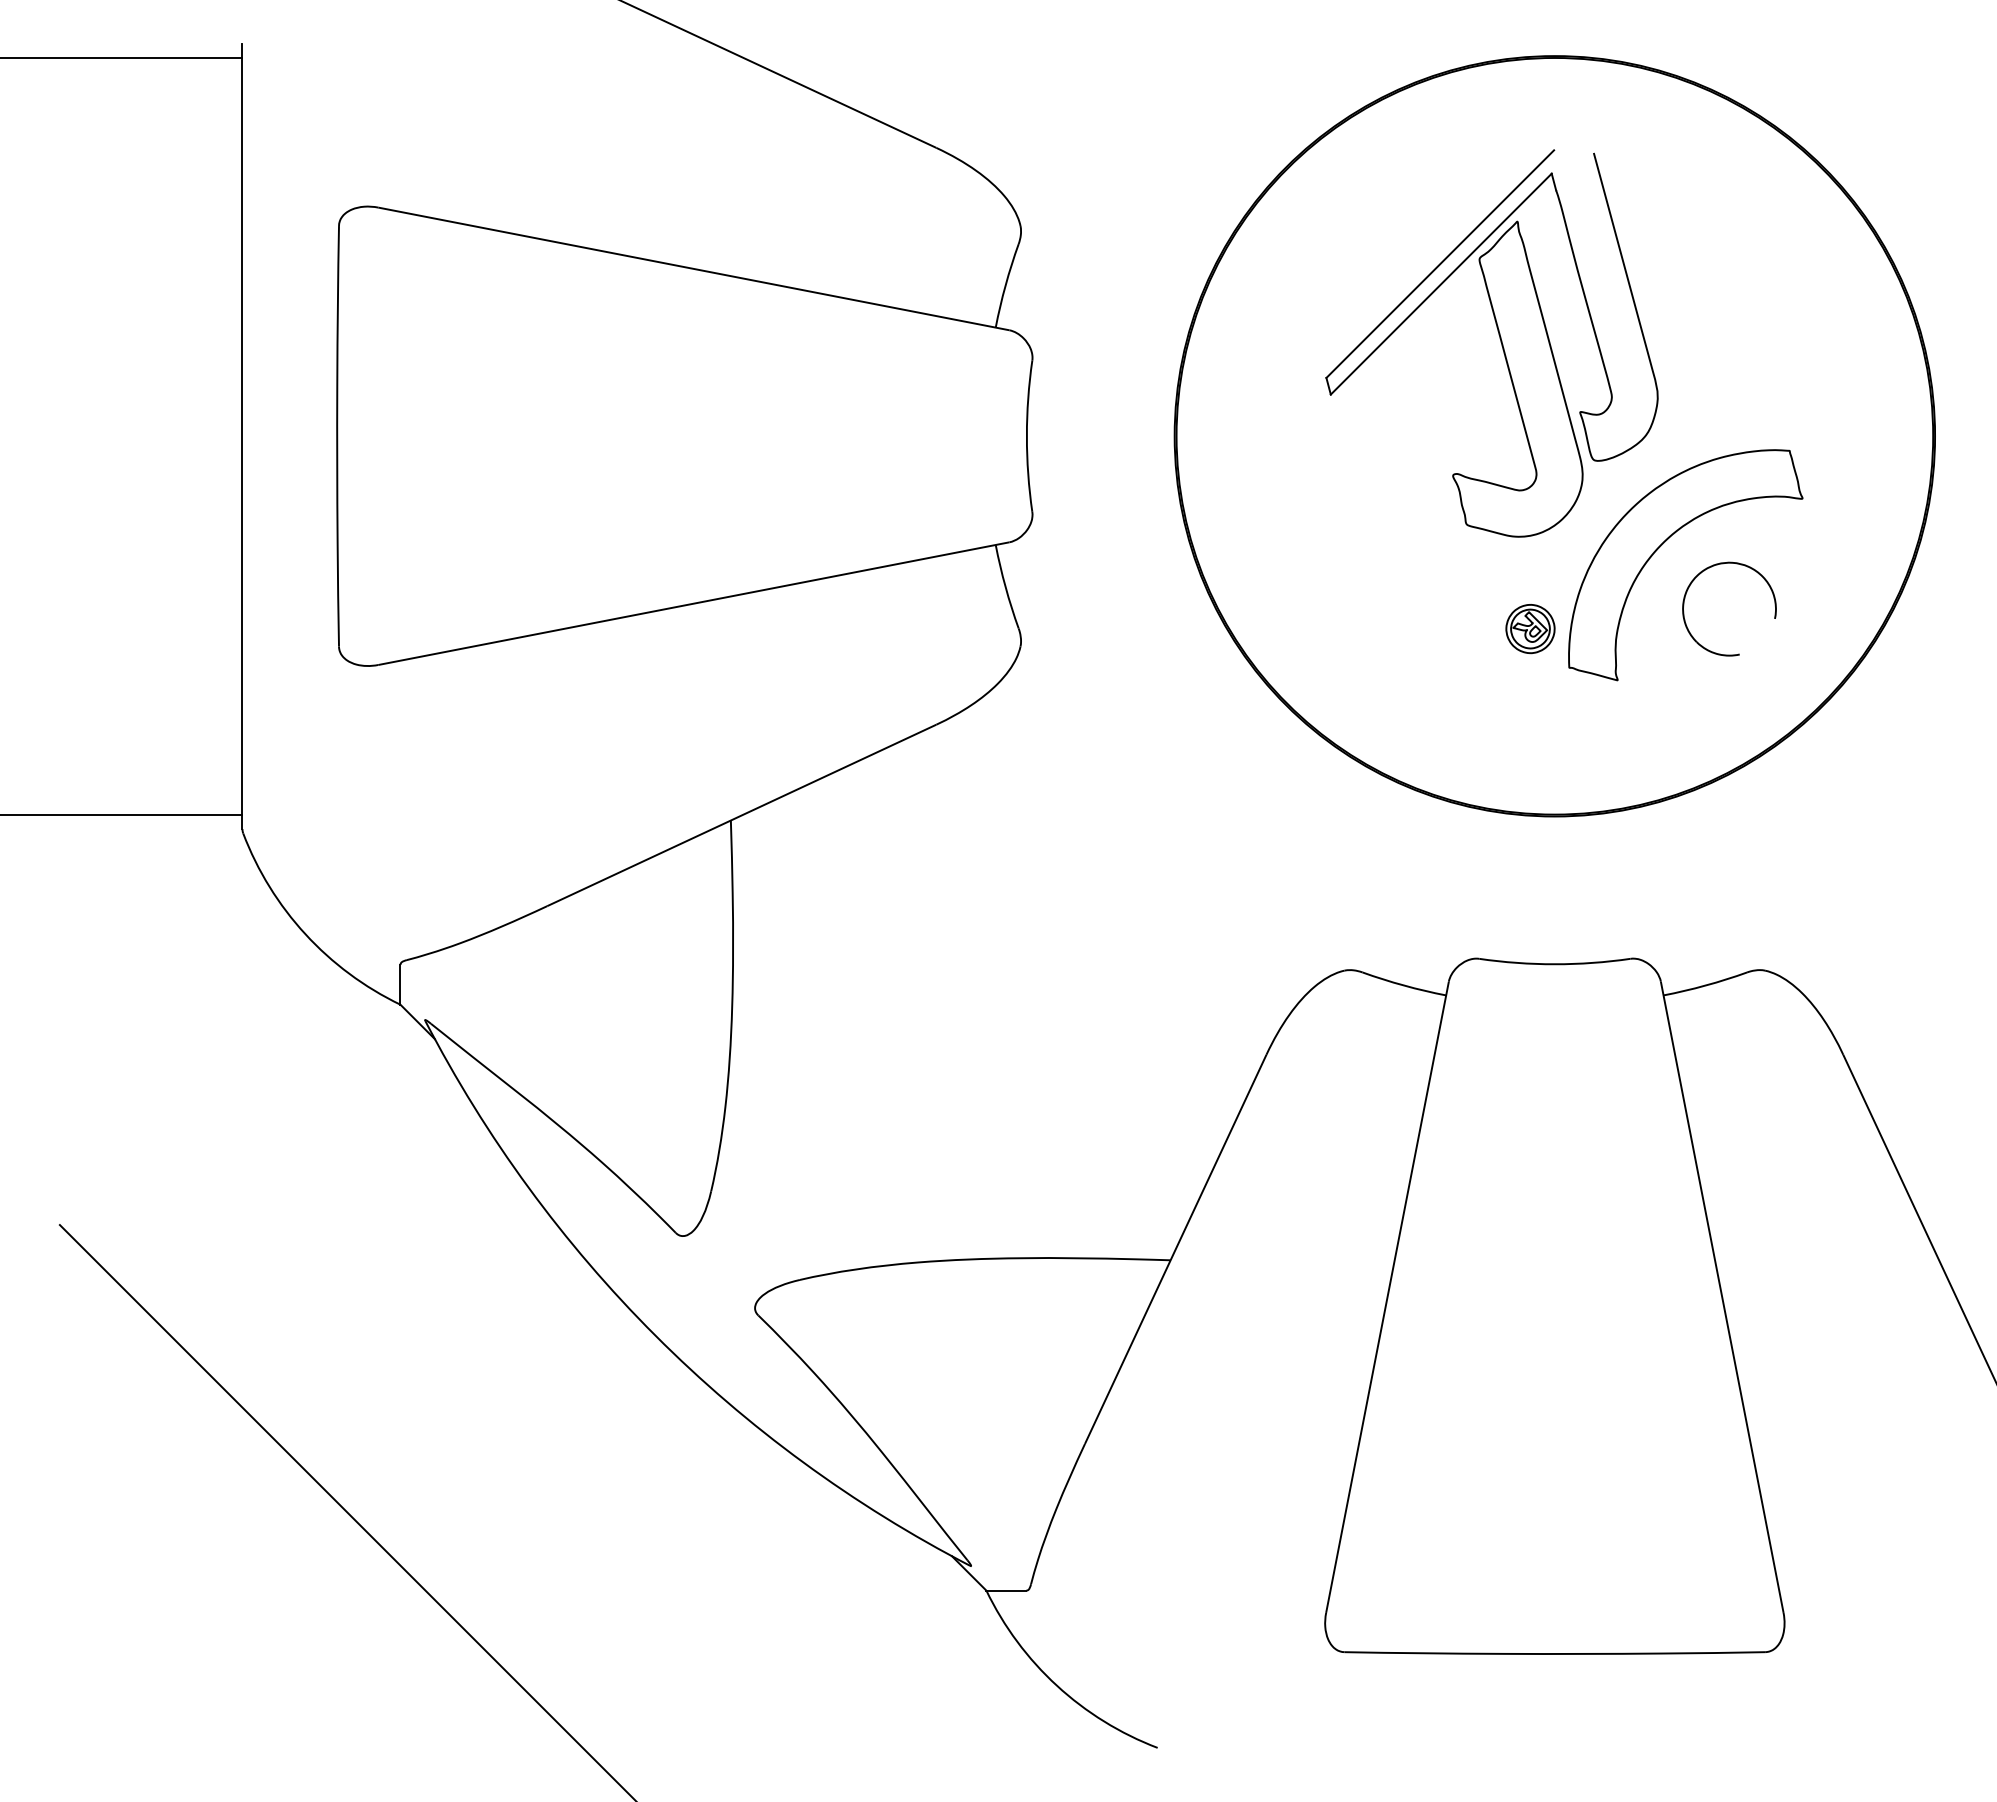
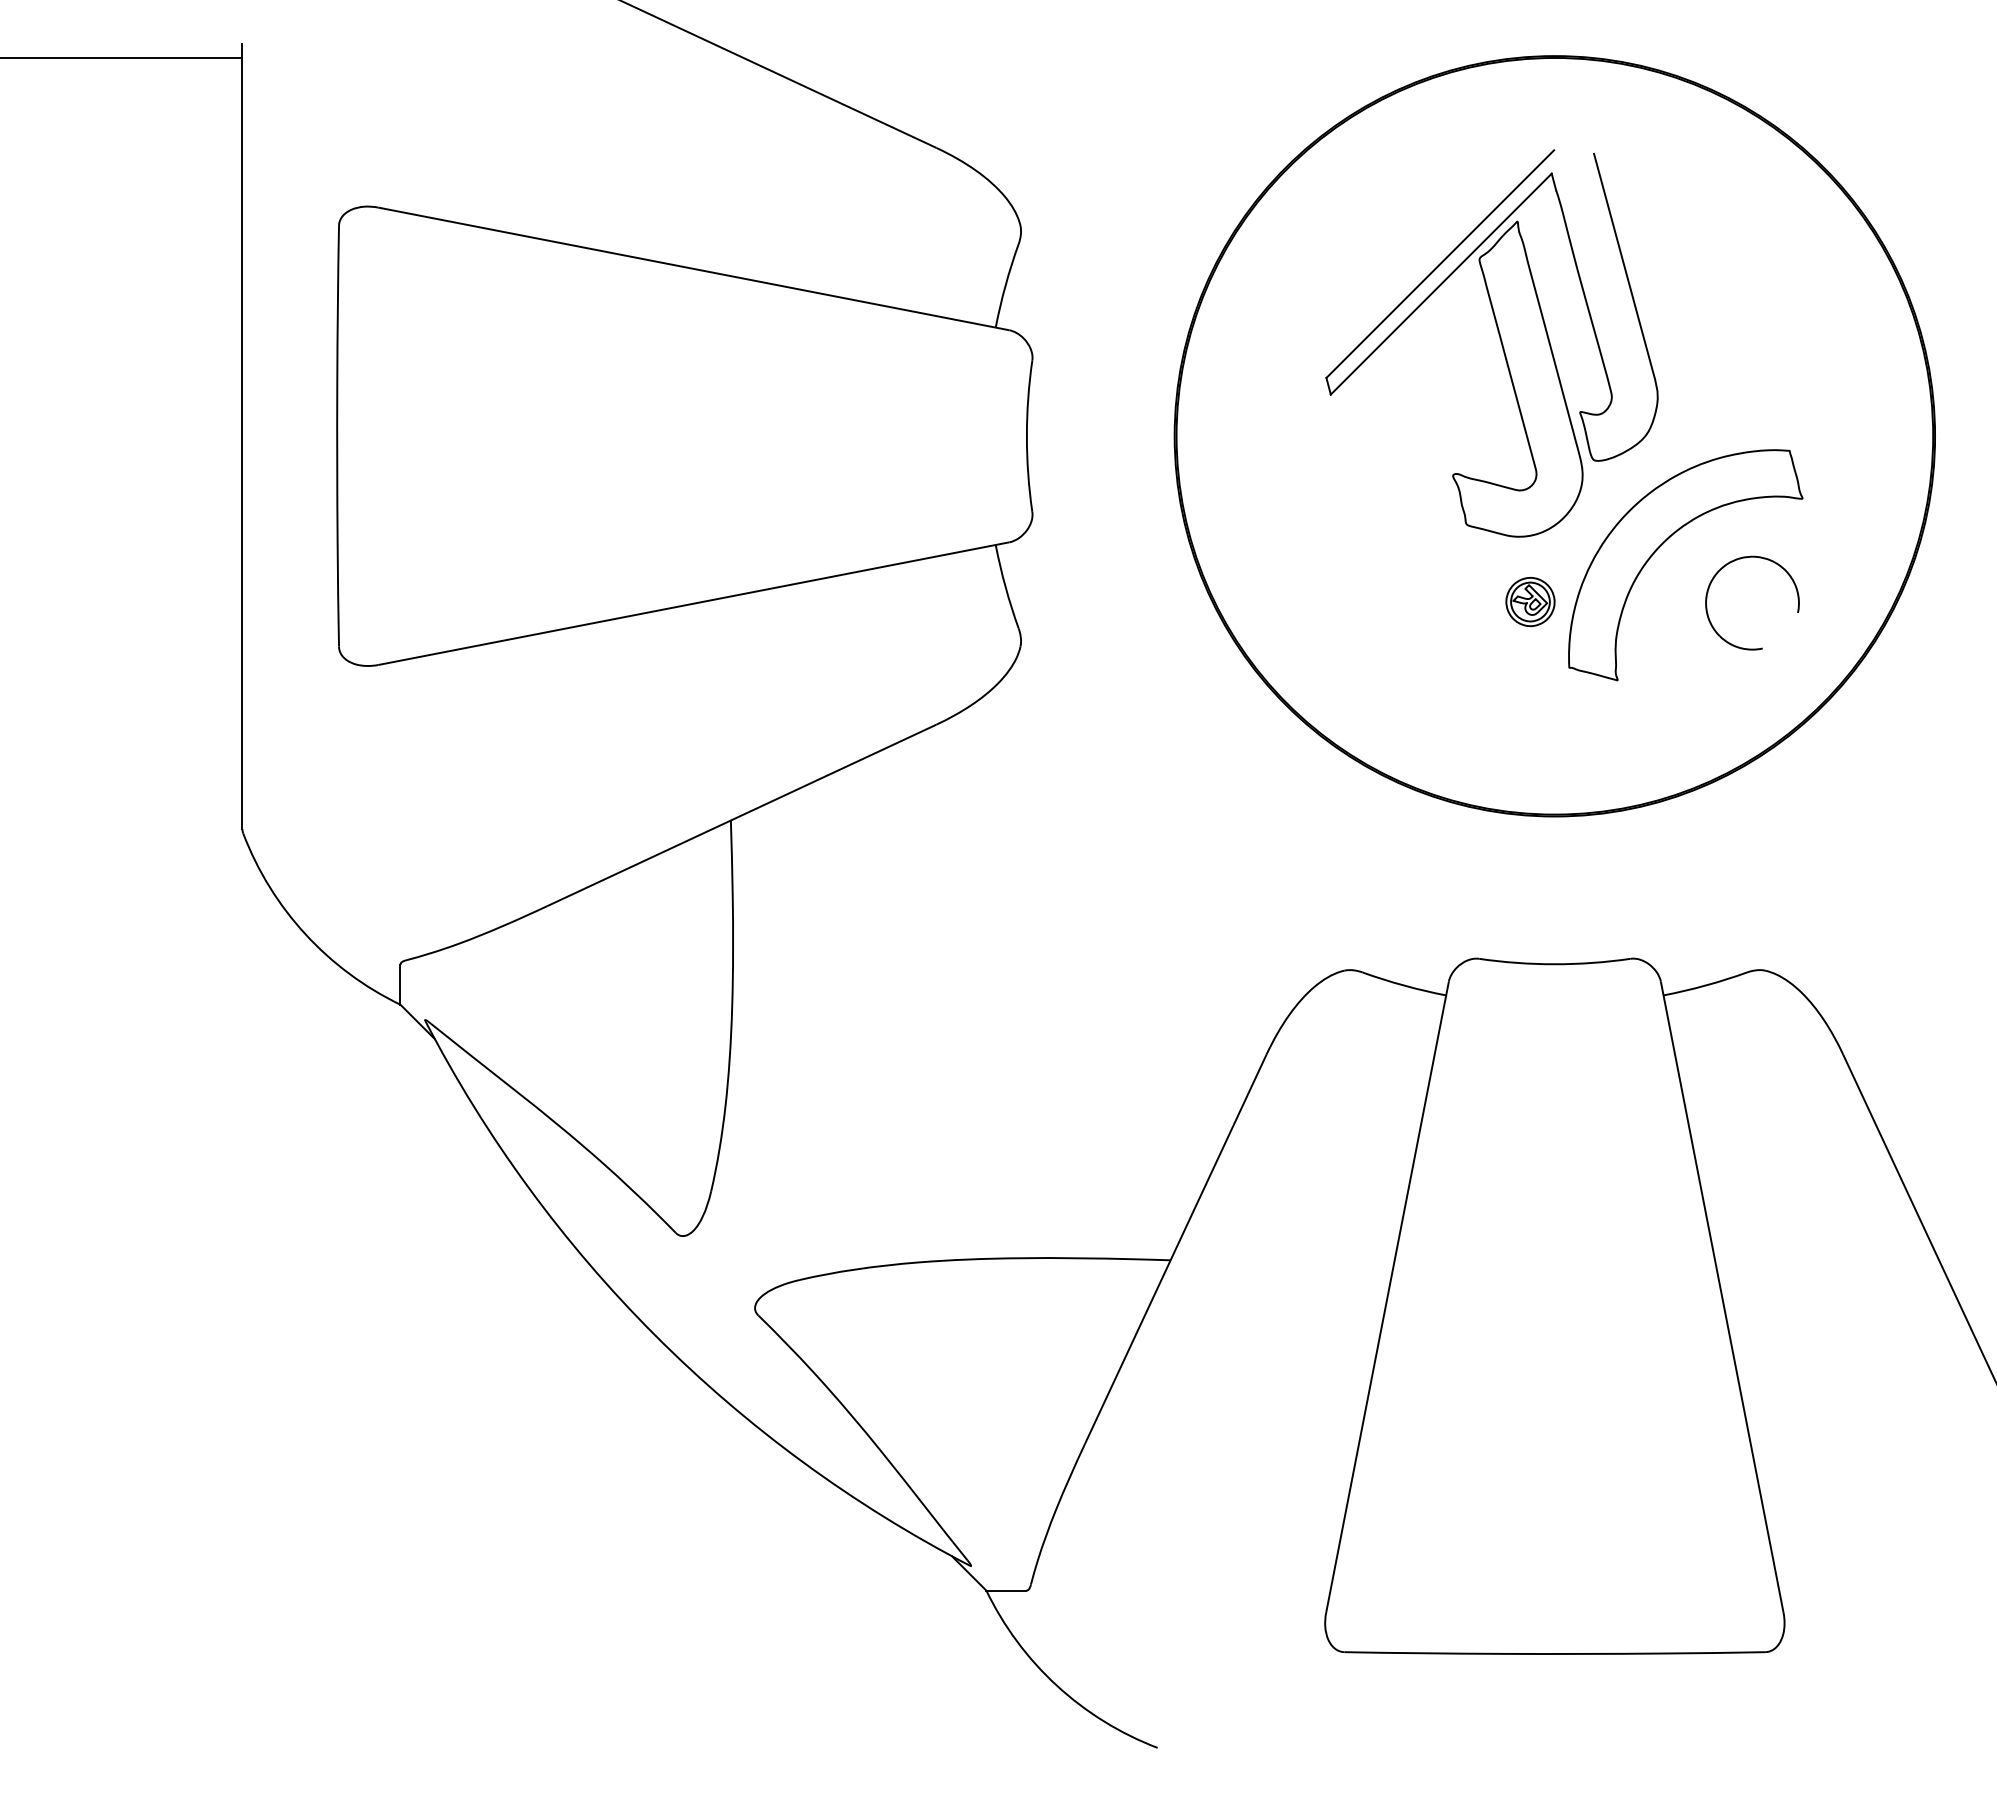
part position: (1740, 565) -> (1763, 559) (1763, 559)
part position: (1530, 629) -> (1530, 602) (1530, 602)
line: present -> none (122, 814)
line: present -> none (346, 1511)
